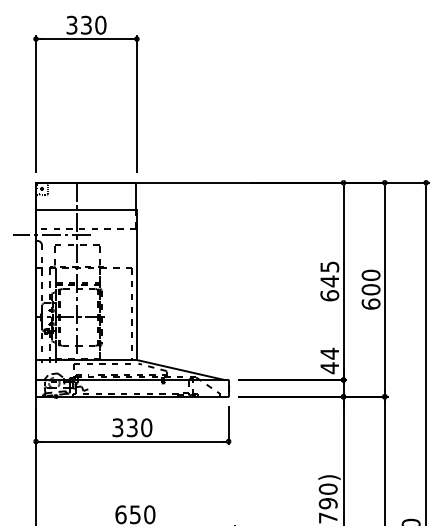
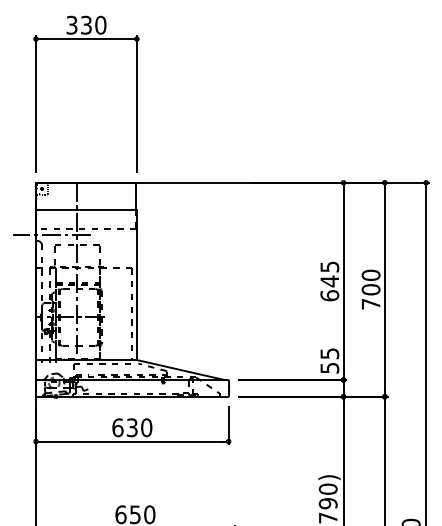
text: 600 -> 700 (370, 303)
text: 44 -> 55 (329, 360)
text: 330 -> 630 (117, 427)
